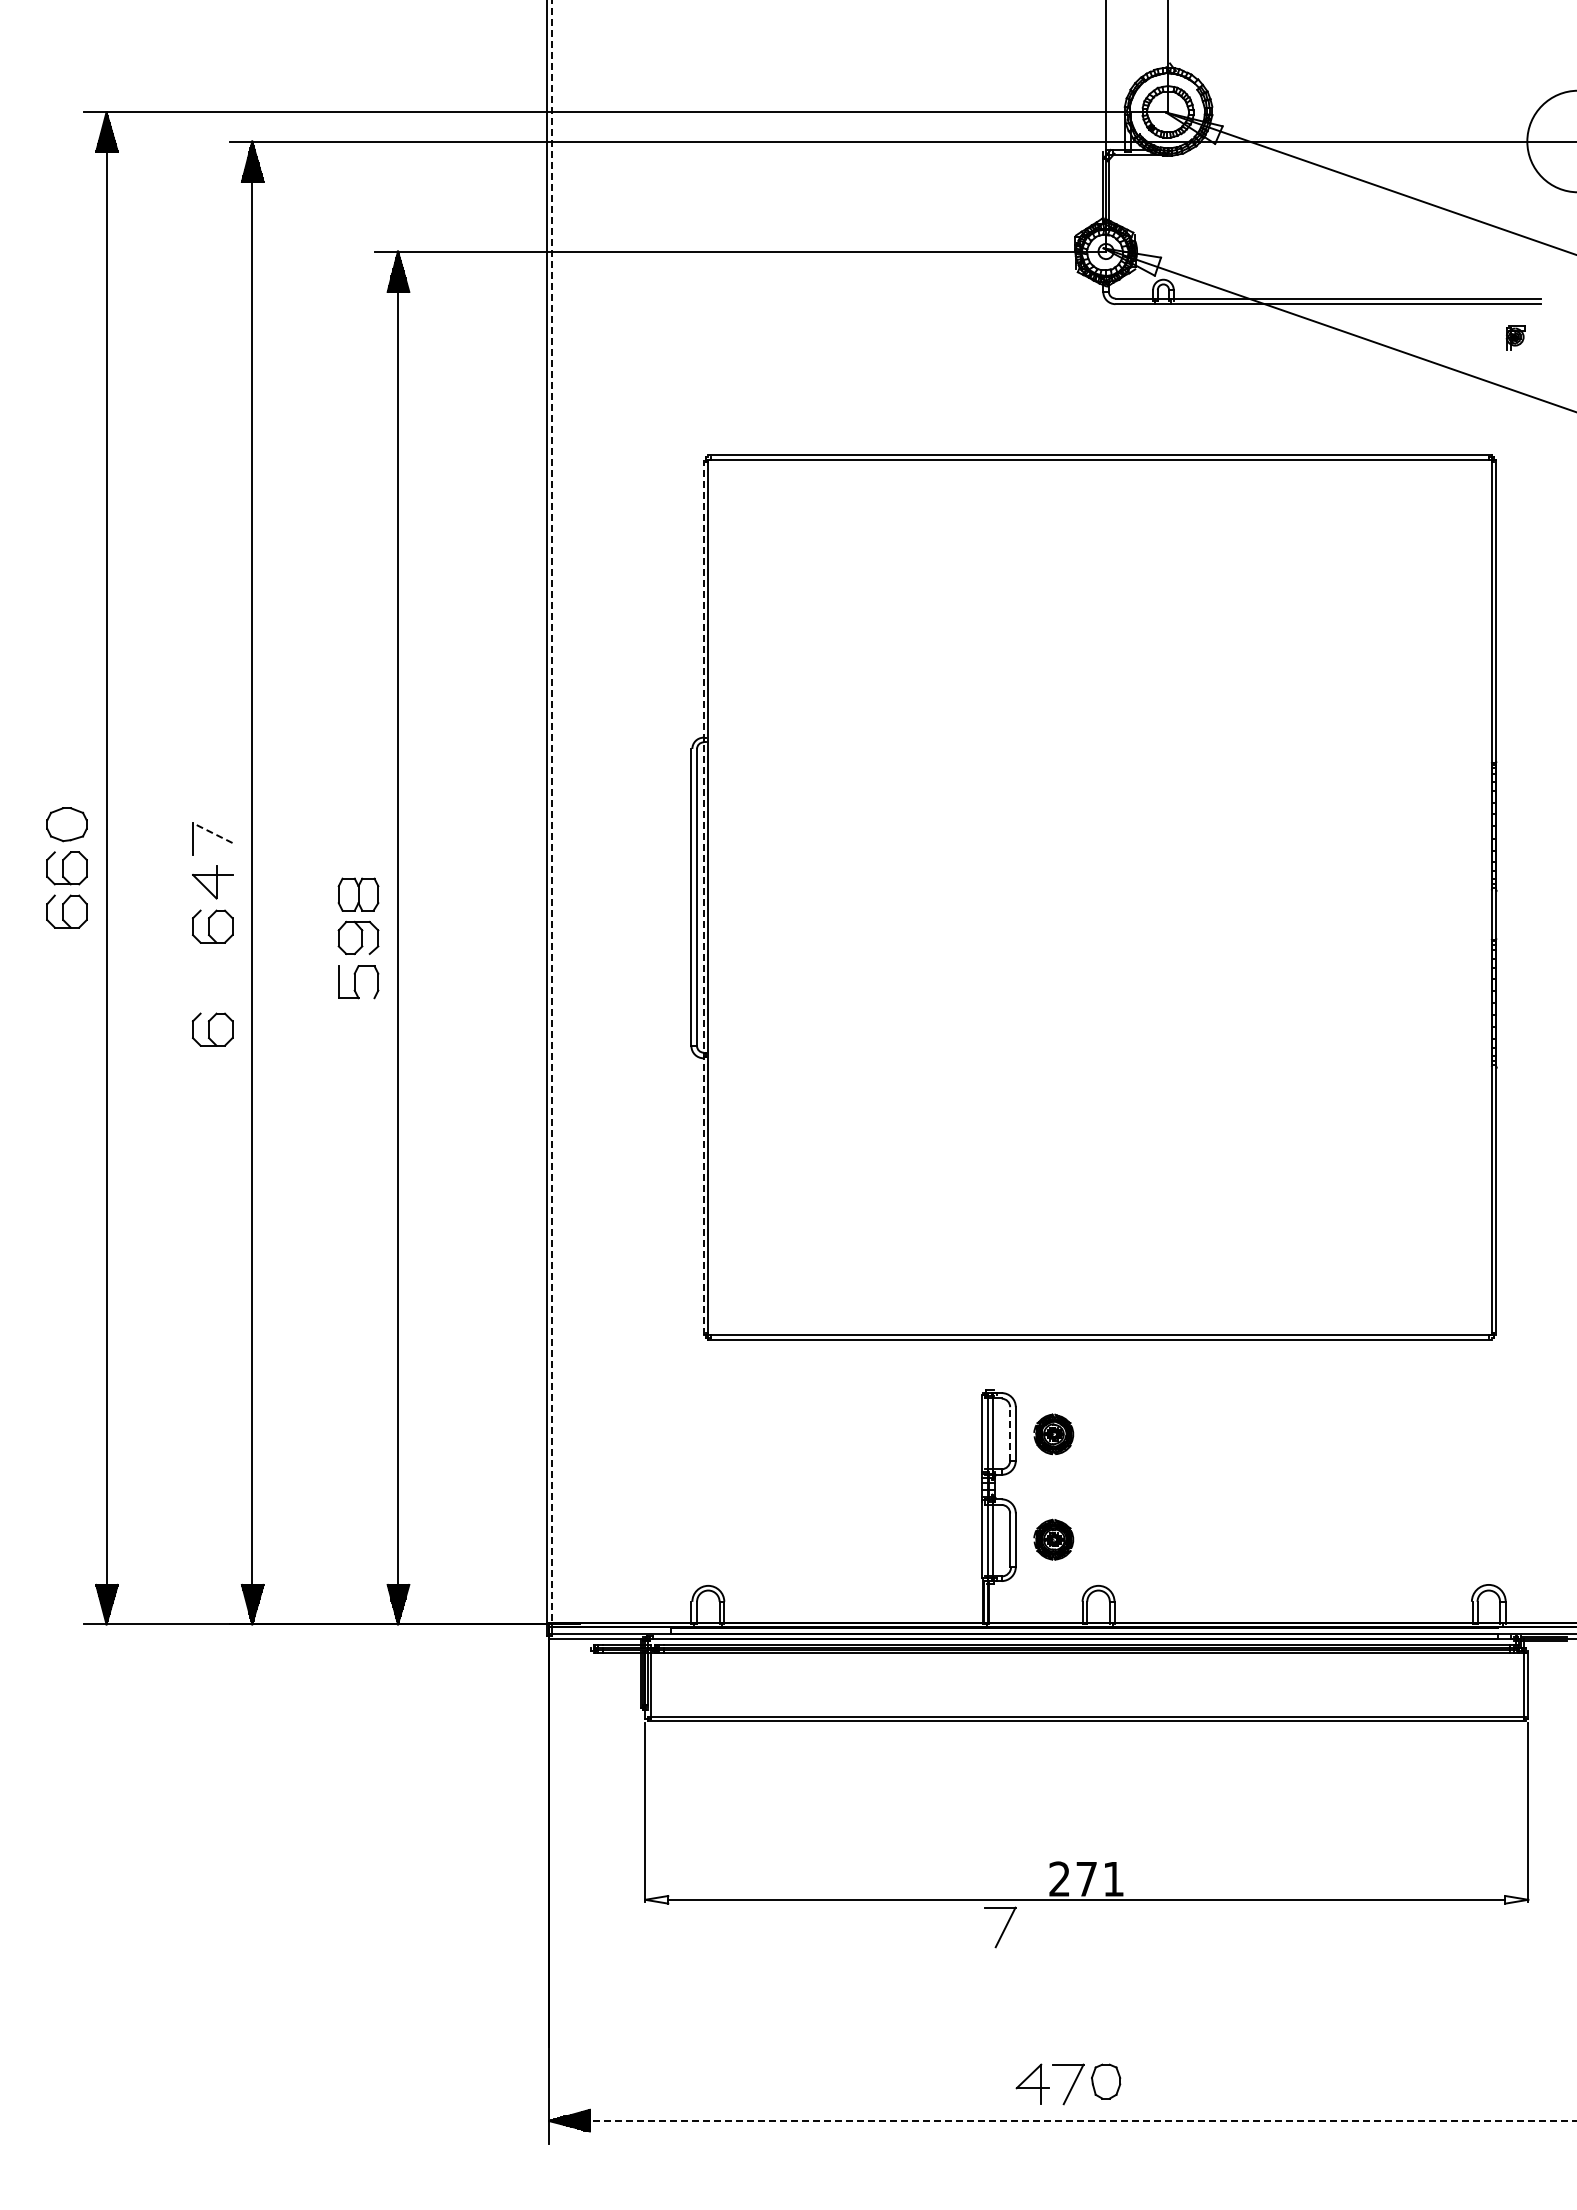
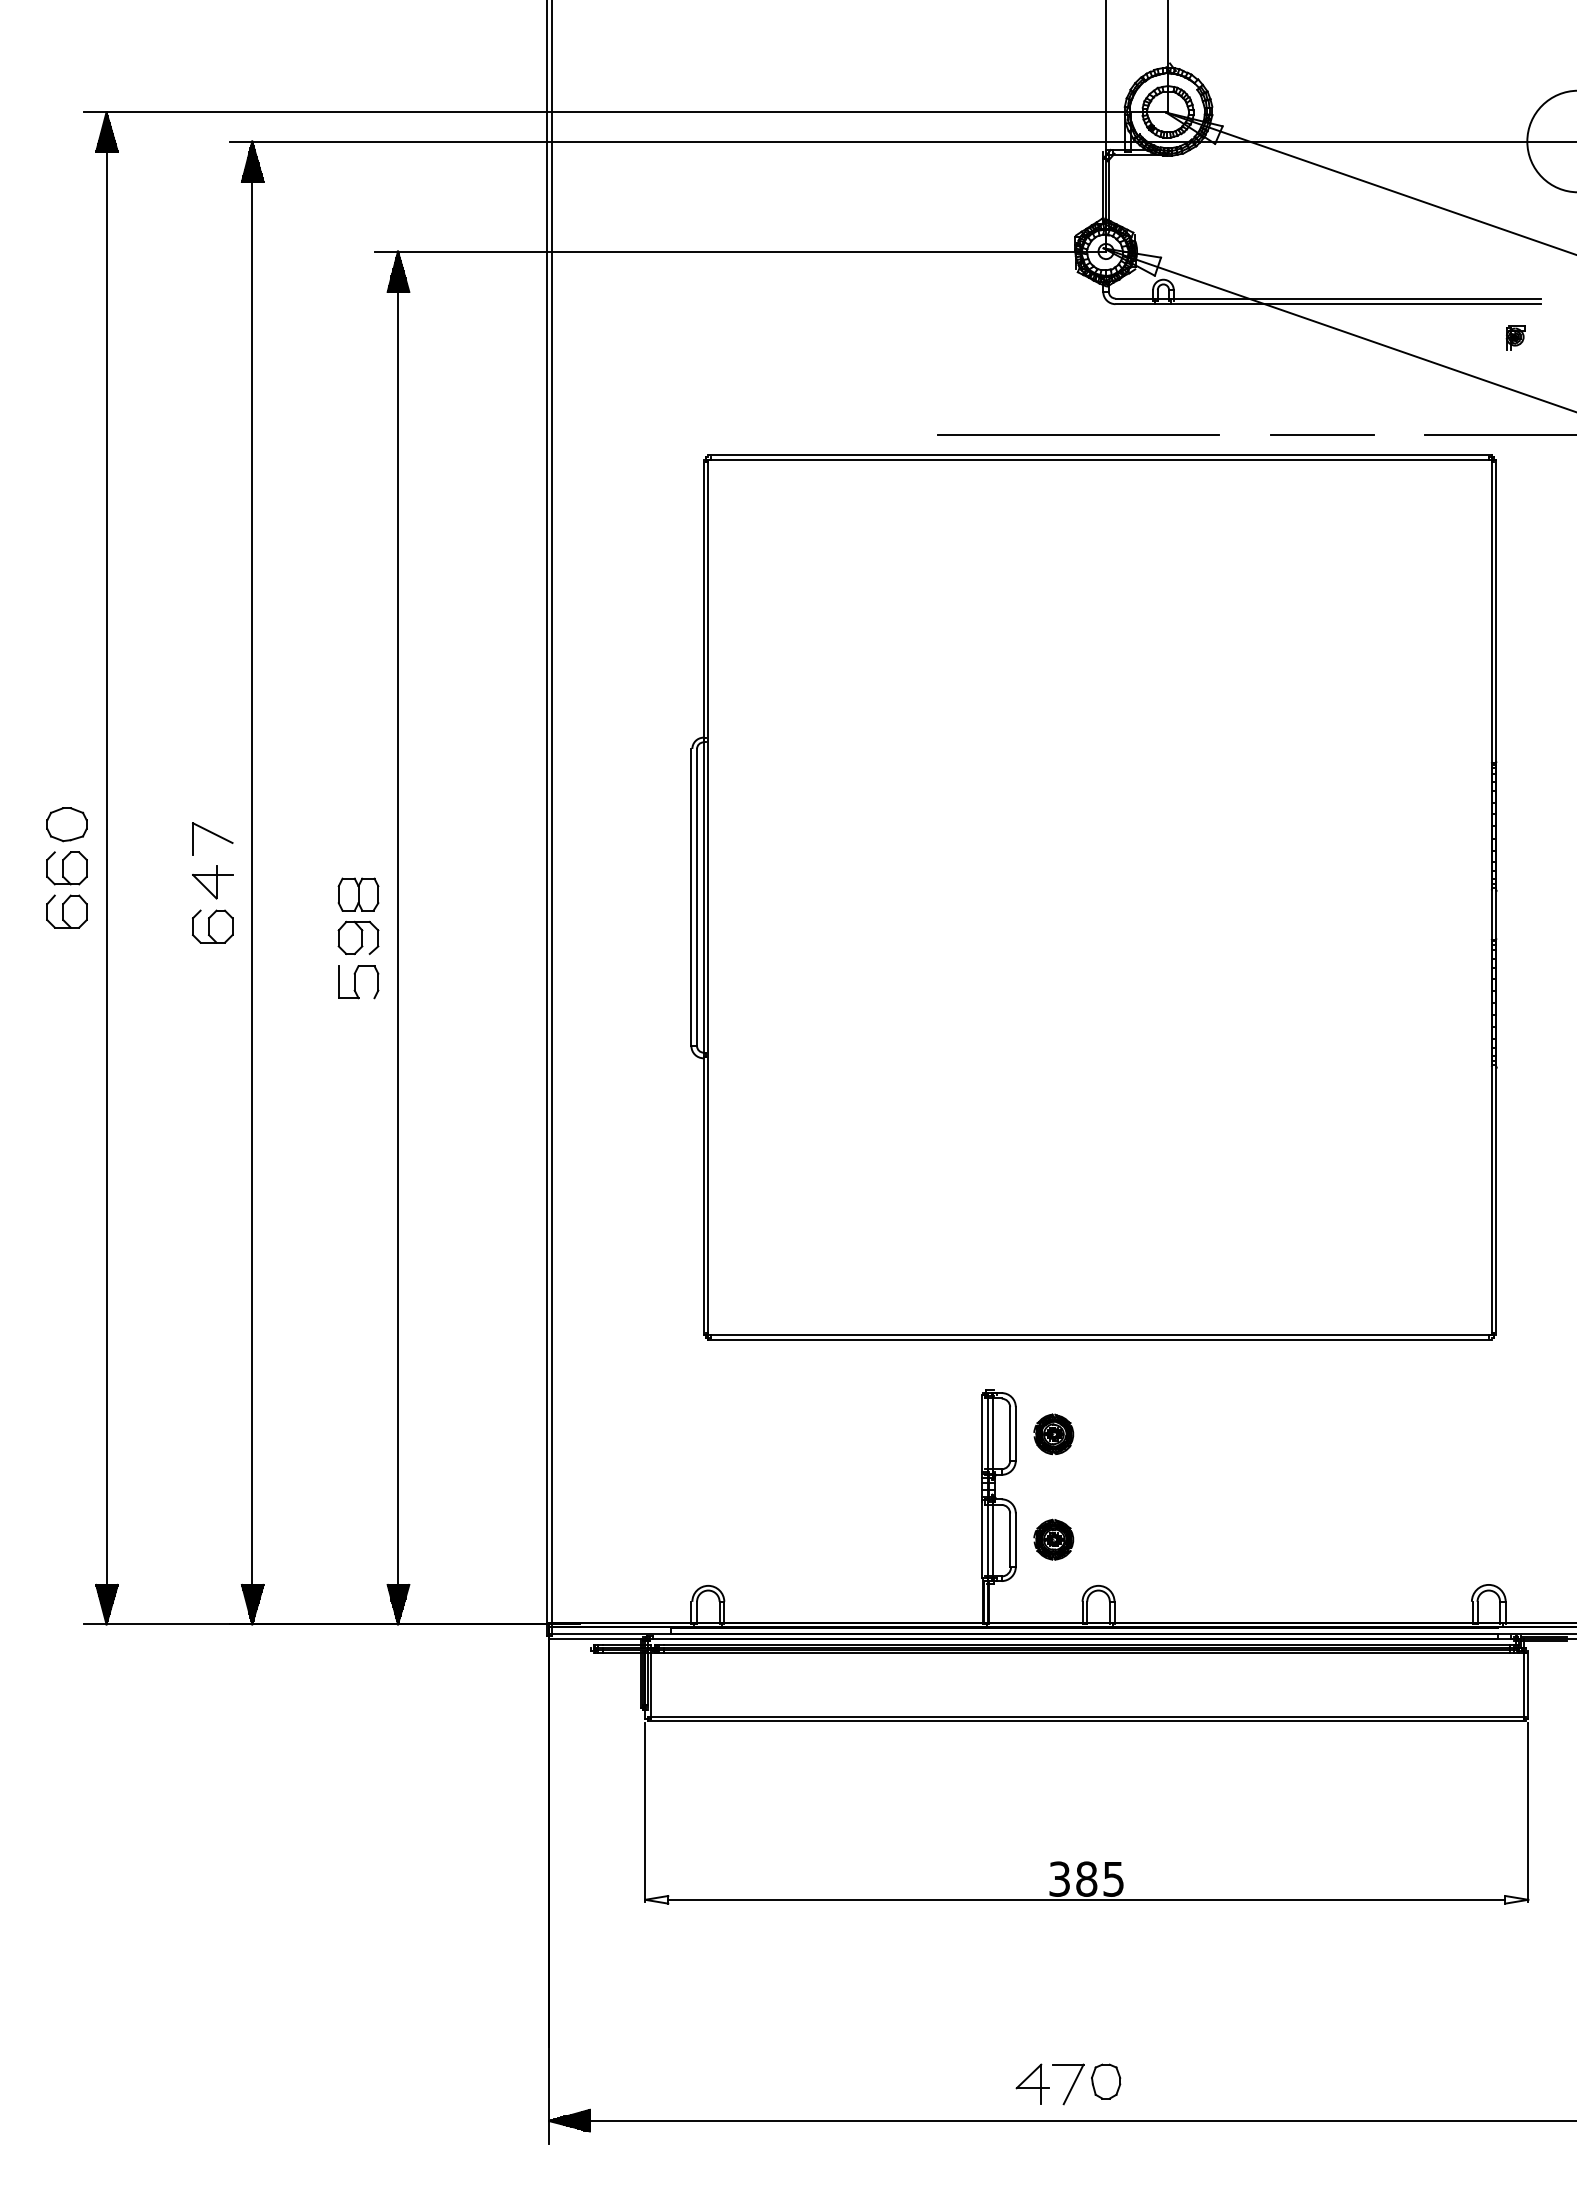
line: none -> present (1077, 434)
line: none -> present (1322, 434)
line: none -> present (1498, 434)
line: dashed -> solid (552, 812)
line: dashed -> solid (212, 832)
line: dashed -> solid (703, 897)
part: present -> none (212, 1029)
line: dashed -> solid (1010, 1433)
text: 271 -> 385 (1086, 1878)
part: present -> none (1000, 1927)
line: dashed -> solid (1063, 2121)
